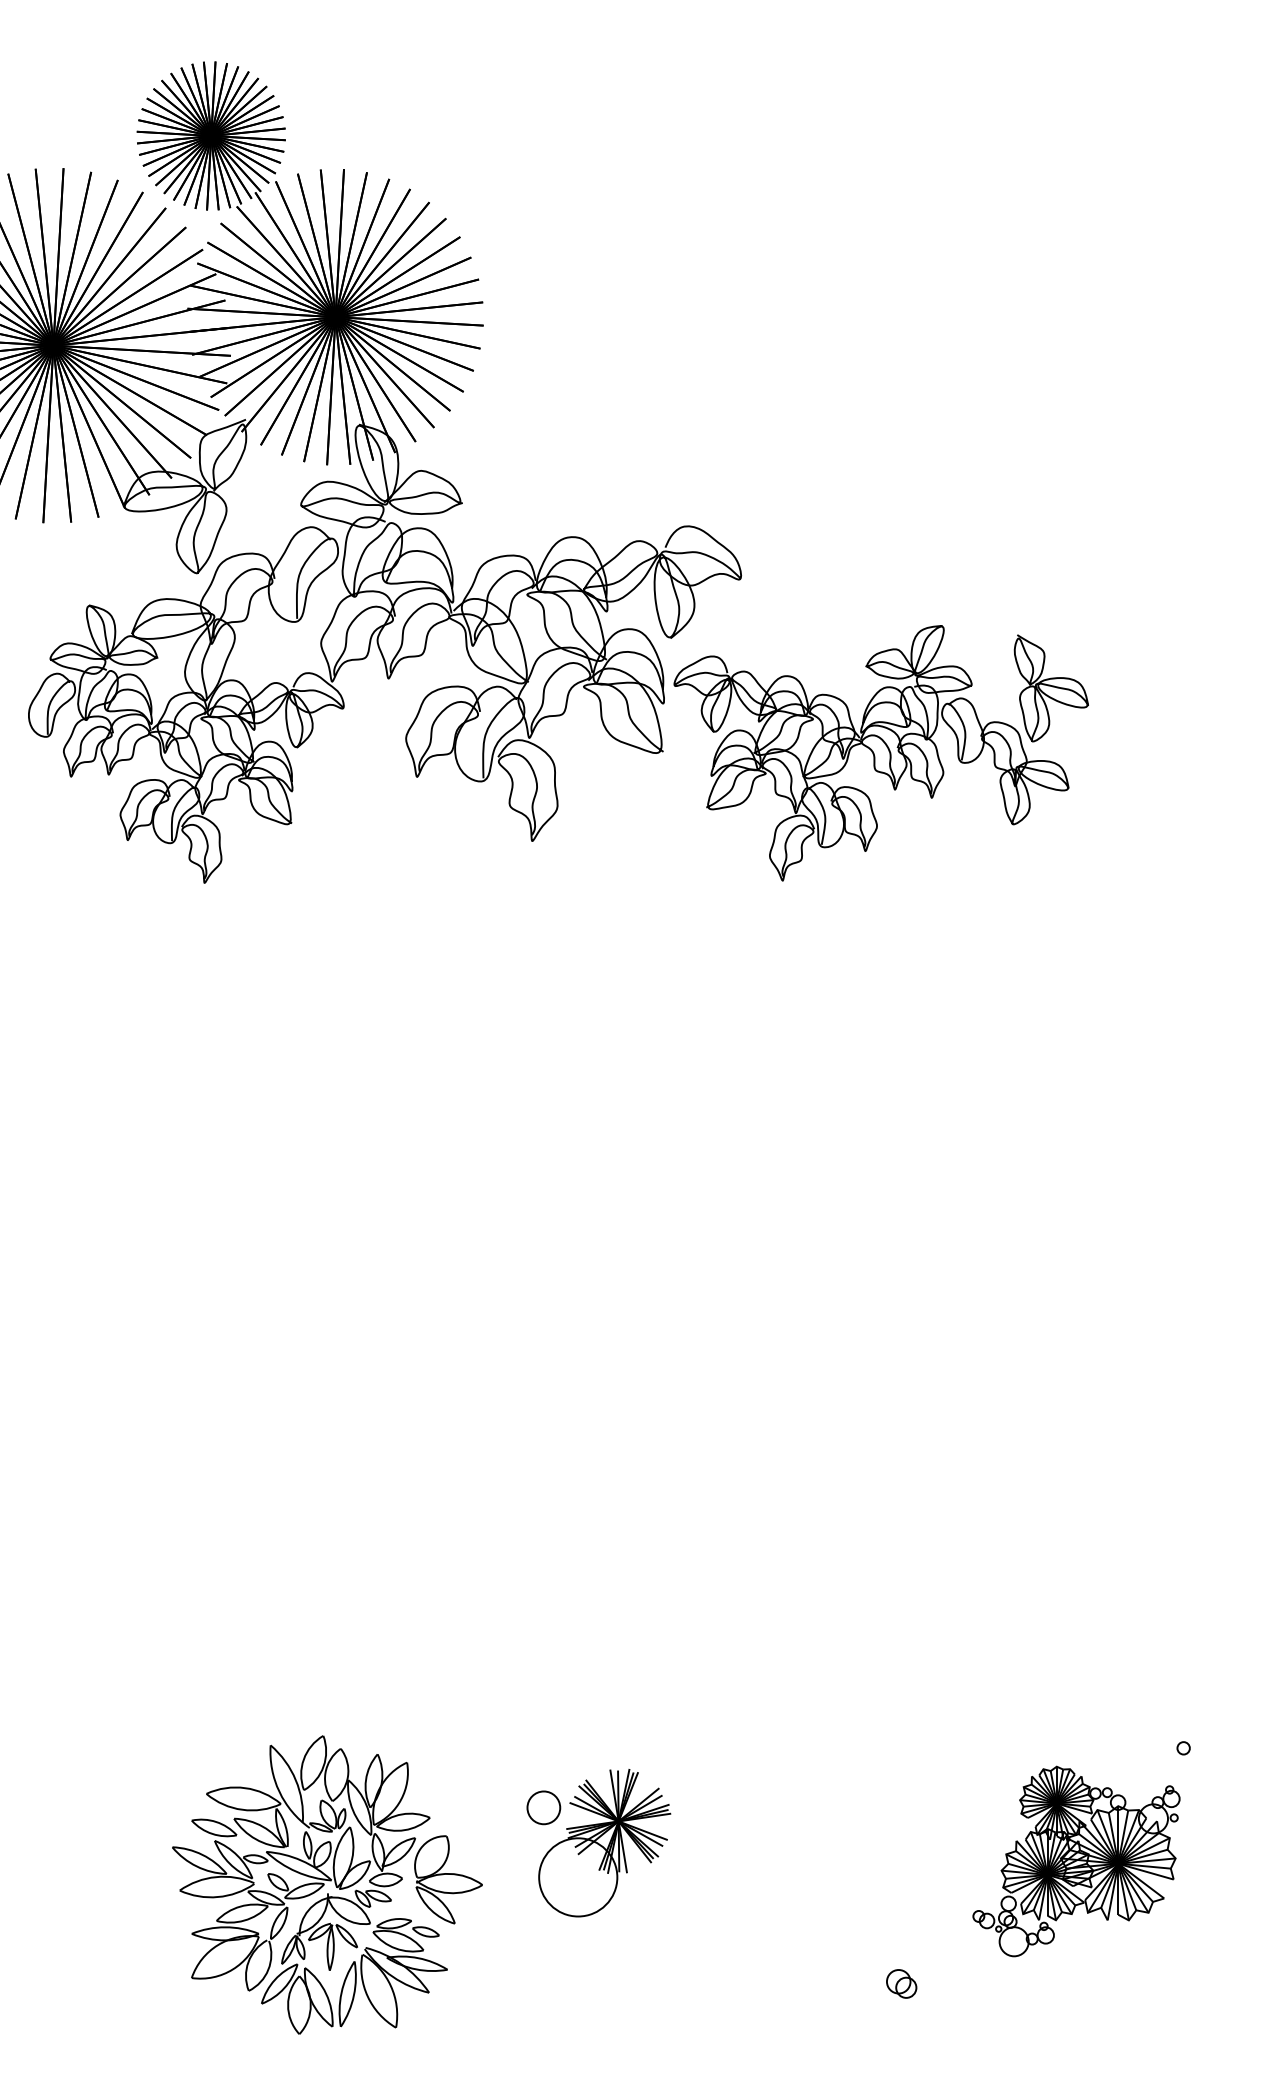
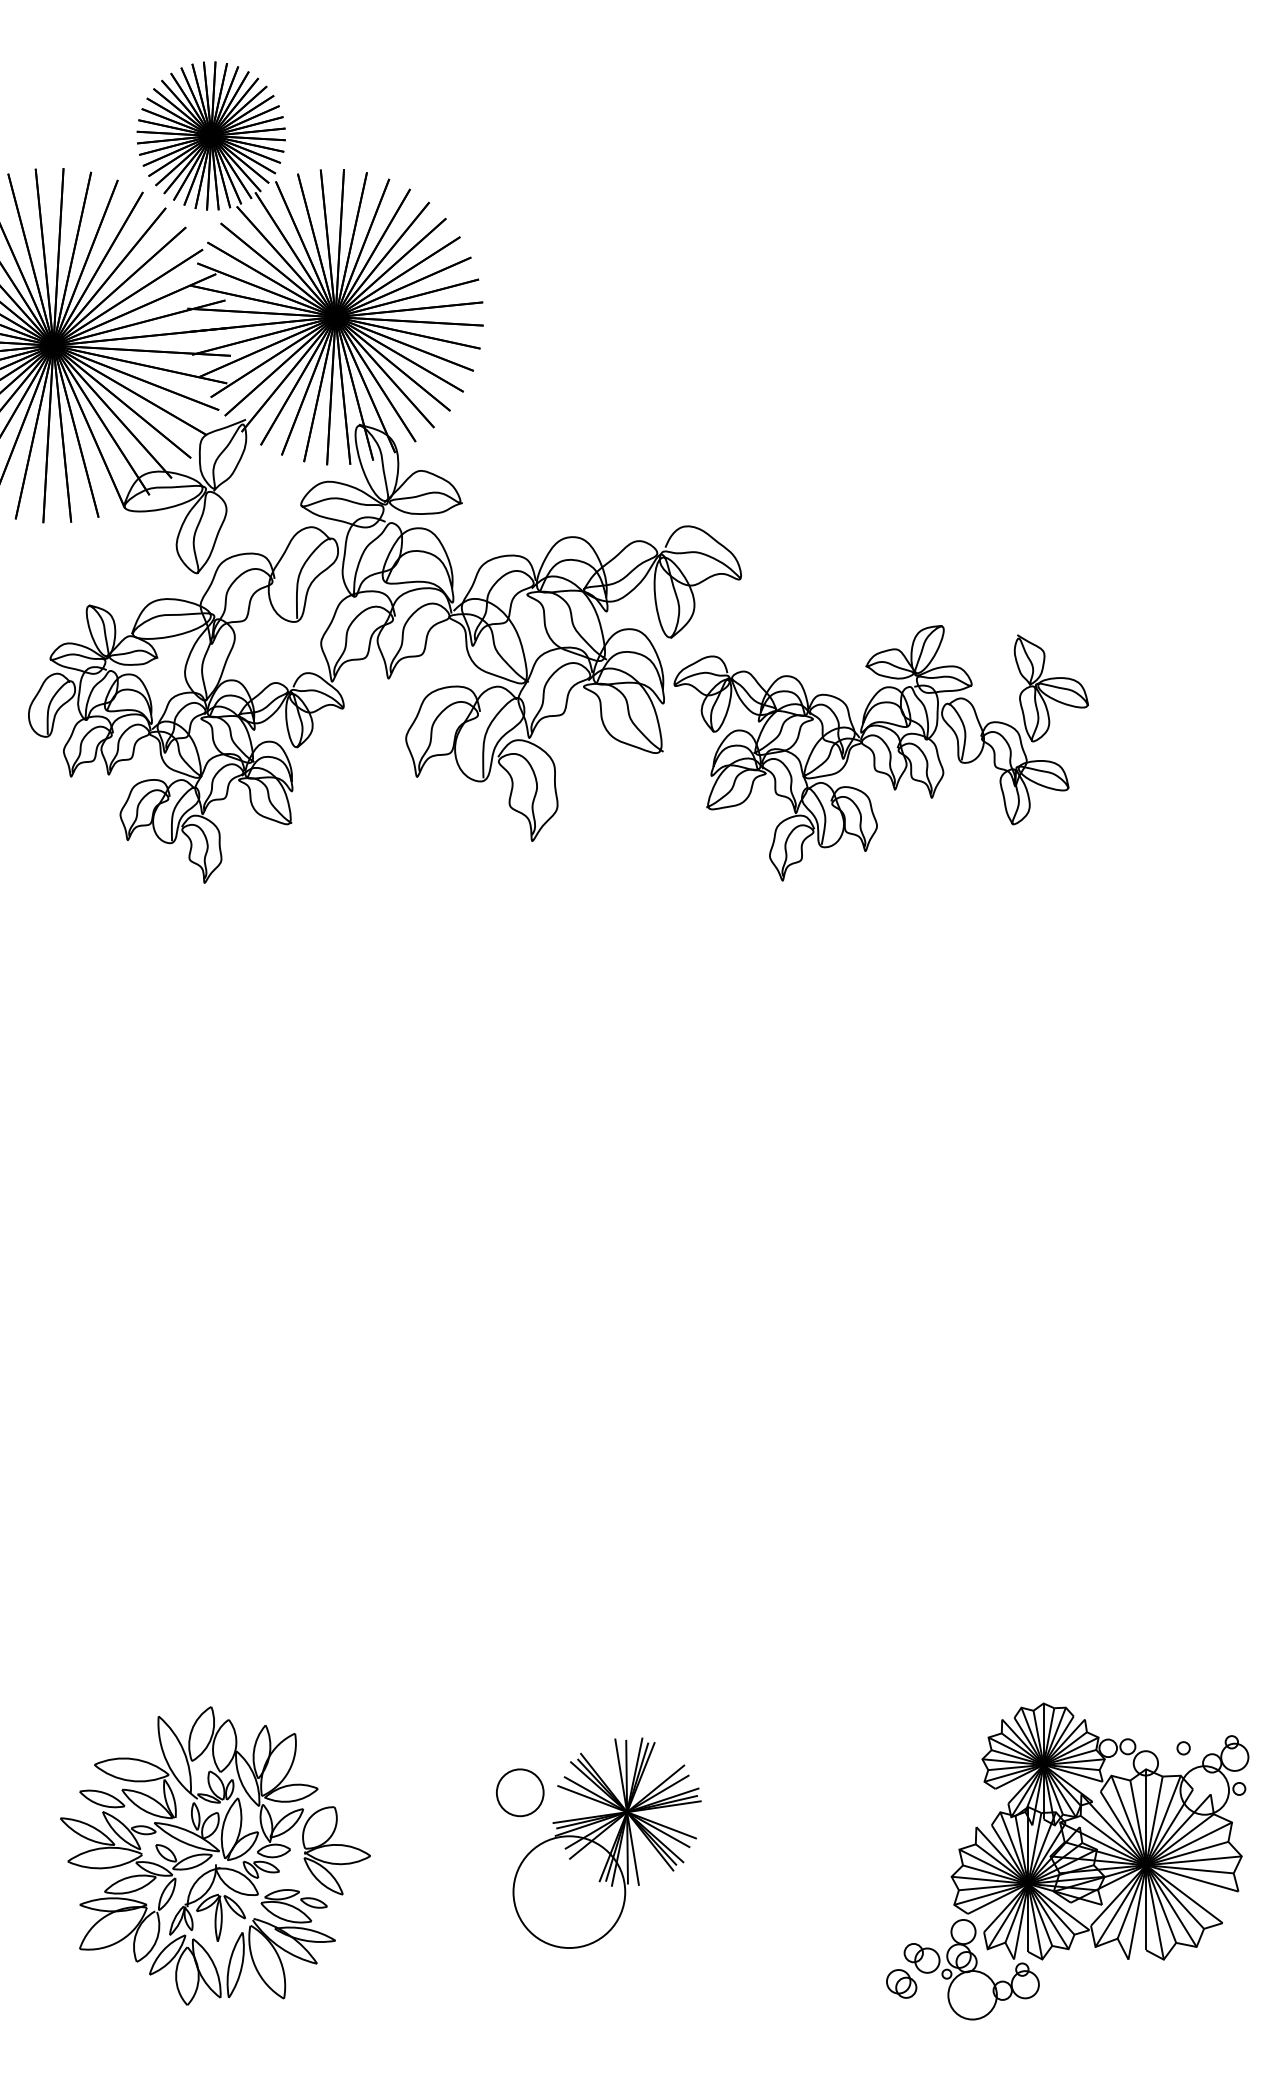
part size: 146x149 px -> 206x212 px (598, 1842)
part size: 209x193 px -> 347x319 px (1076, 1861)
part position: (327, 1884) -> (215, 1855) (215, 1855)
